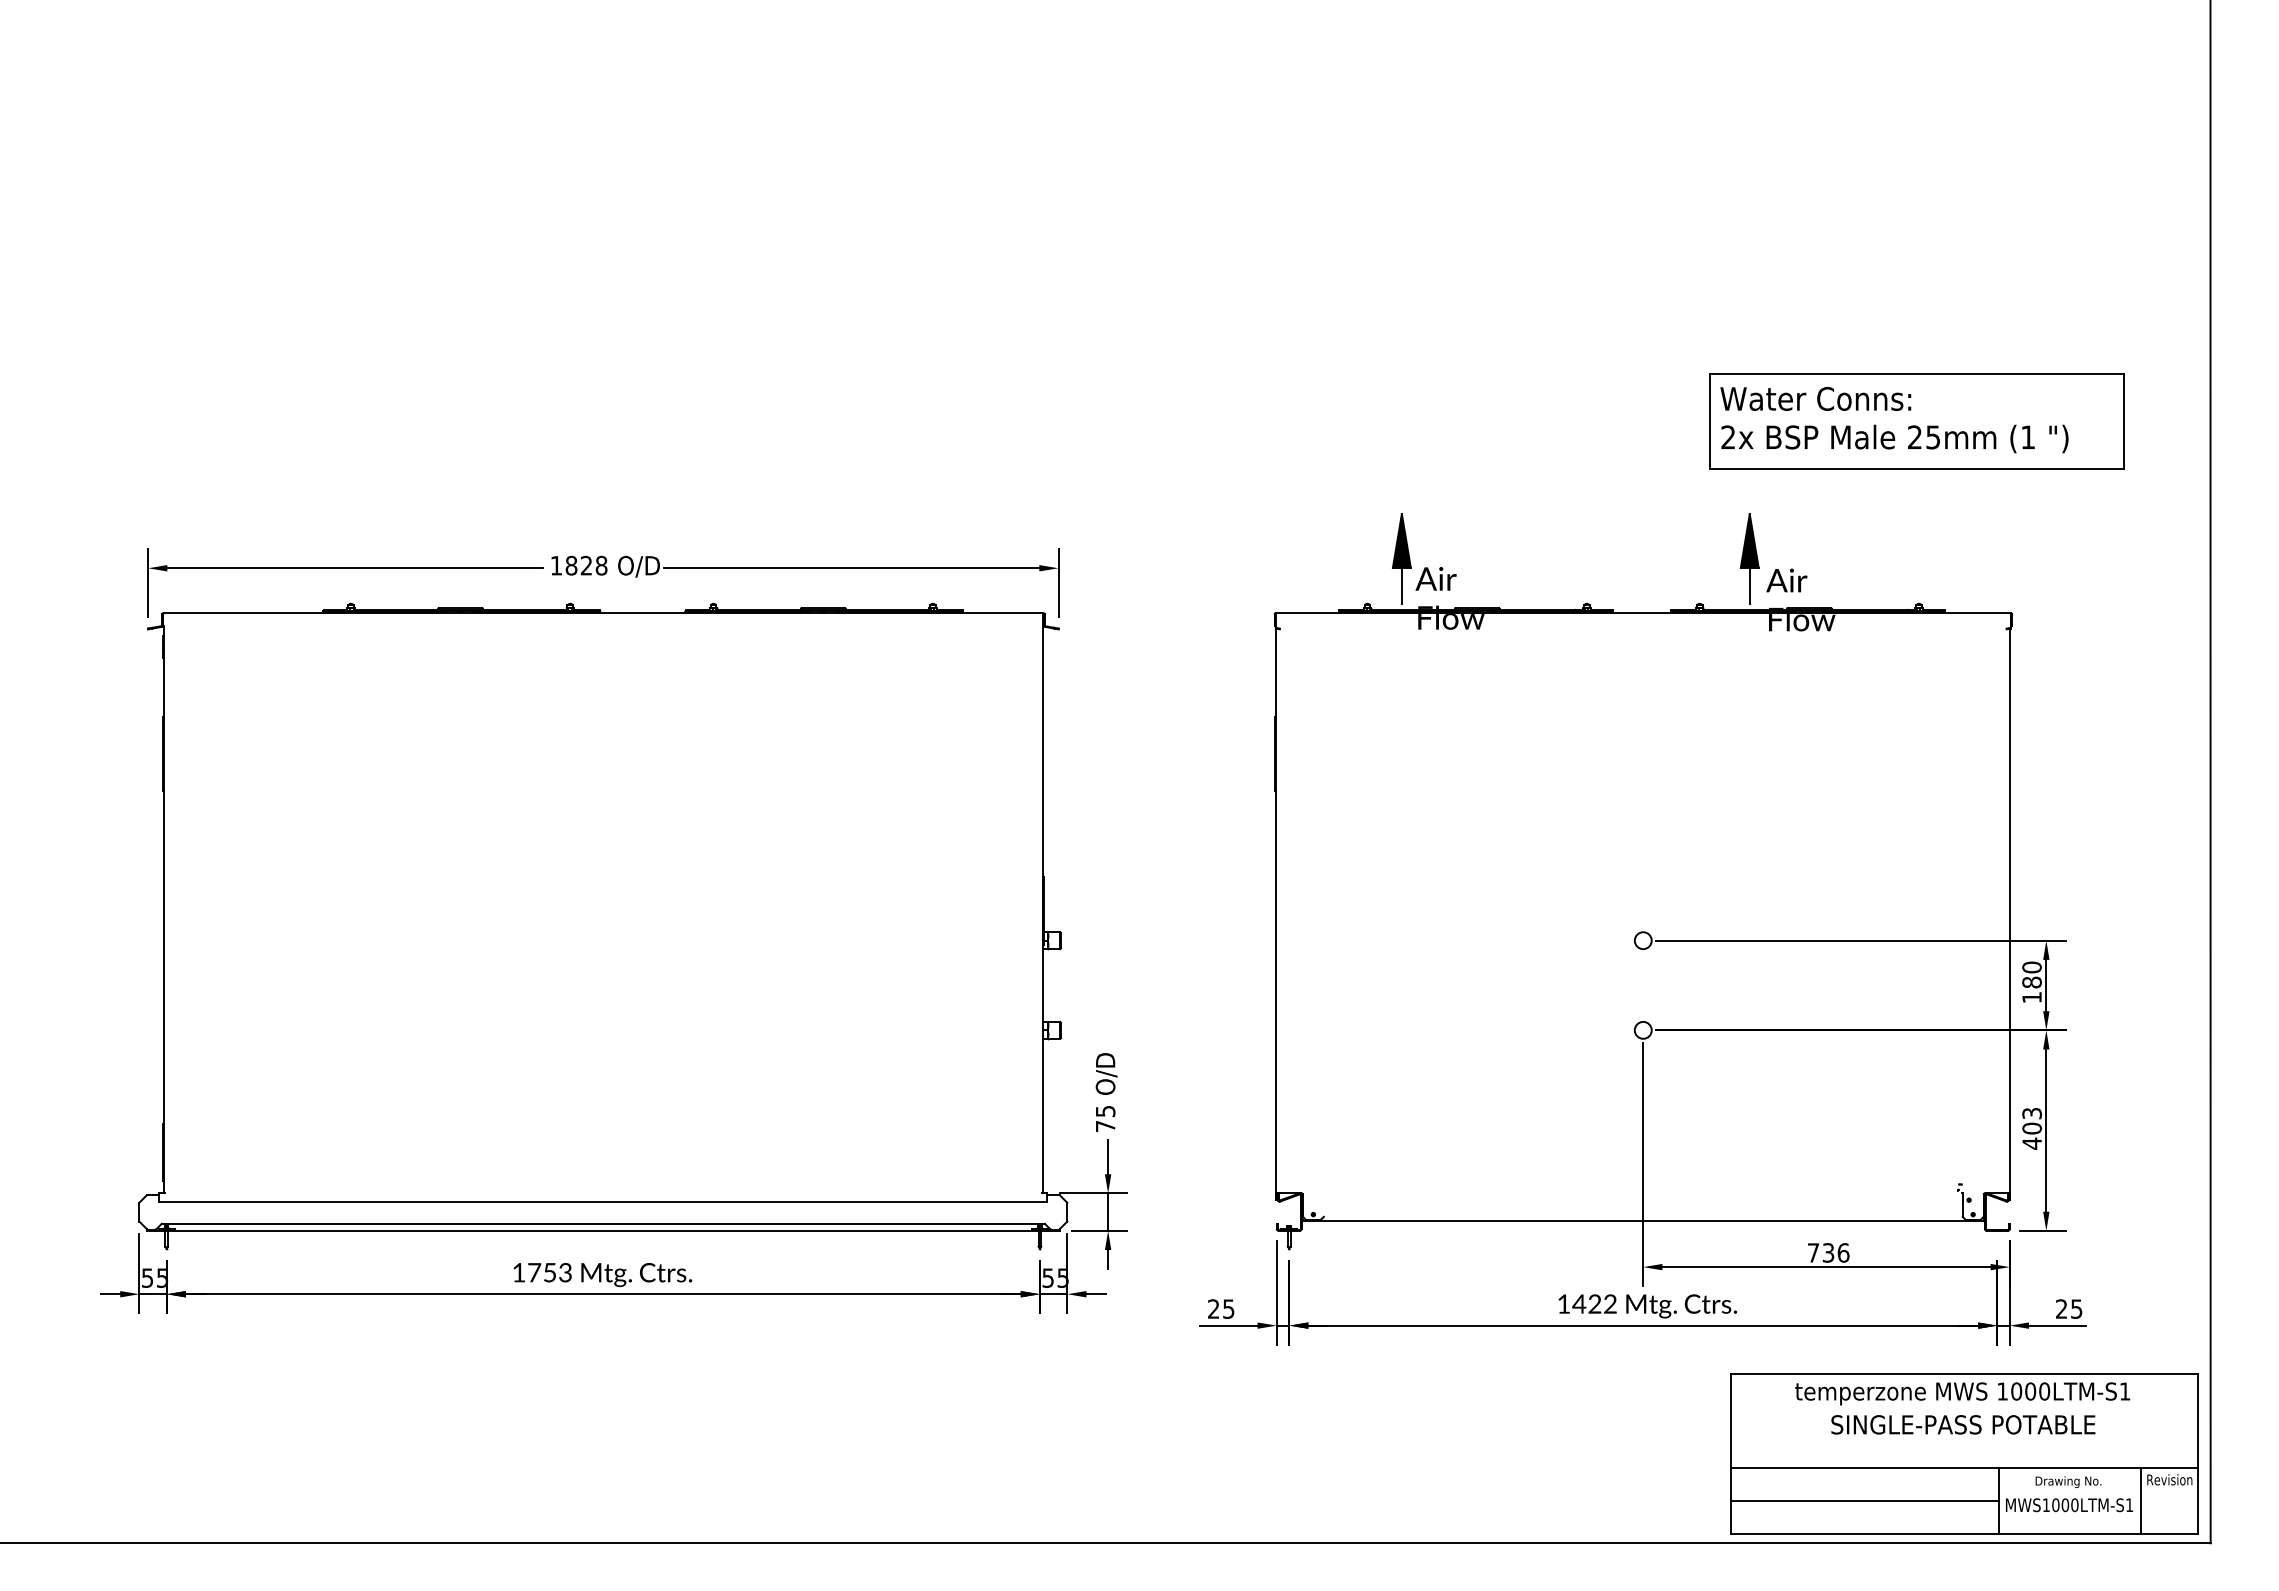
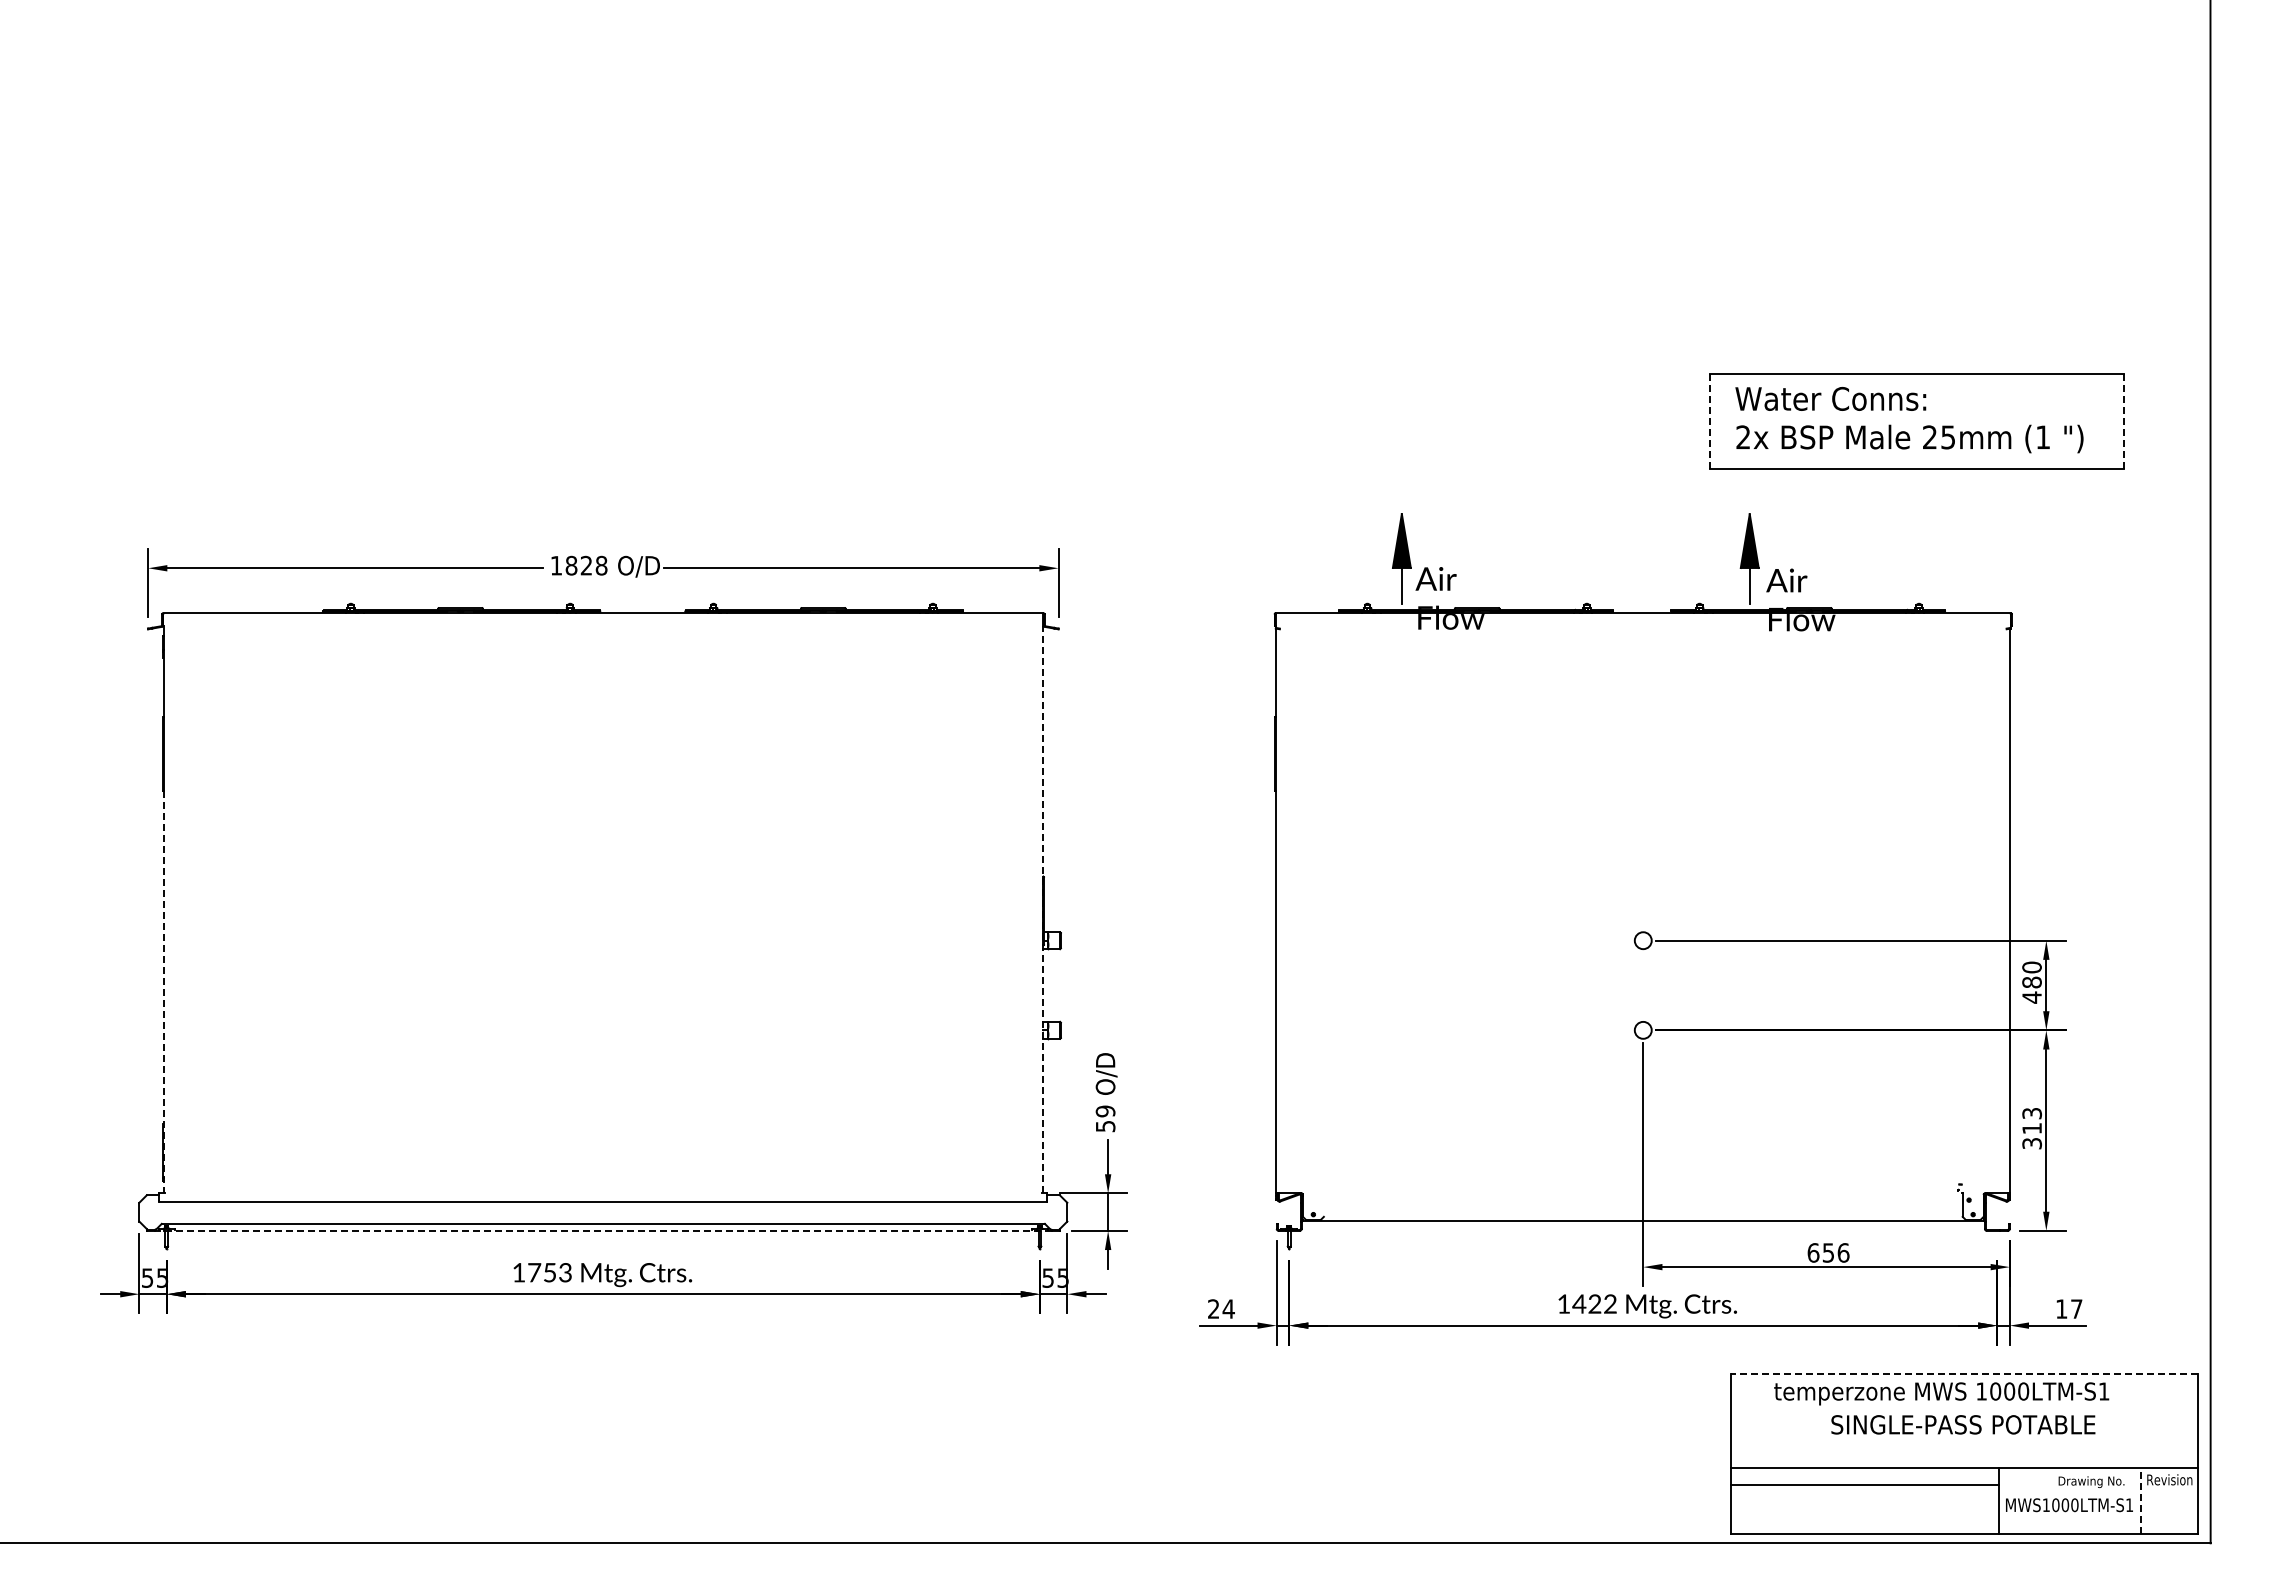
text position: (1894, 420) -> (1909, 420) (1909, 420)
line: solid -> dashed (1709, 421)
line: solid -> dashed (2123, 422)
line: solid -> dashed (1043, 909)
line: solid -> dashed (163, 992)
text: 180 -> 480 (2031, 997)
text: 75 -> 59 (1105, 1118)
text: 403 -> 313 (2031, 1135)
line: solid -> dashed (603, 1230)
text: 736 -> 656 (1820, 1252)
text: 25 -> 24 (1228, 1308)
text: 25 -> 17 (2069, 1308)
line: solid -> dashed (1964, 1374)
text position: (1962, 1393) -> (1941, 1393) (1941, 1393)
text position: (2068, 1481) -> (2091, 1481) (2091, 1481)
line: solid -> dashed (2140, 1500)
line position: (1864, 1501) -> (1864, 1485) (1864, 1485)
